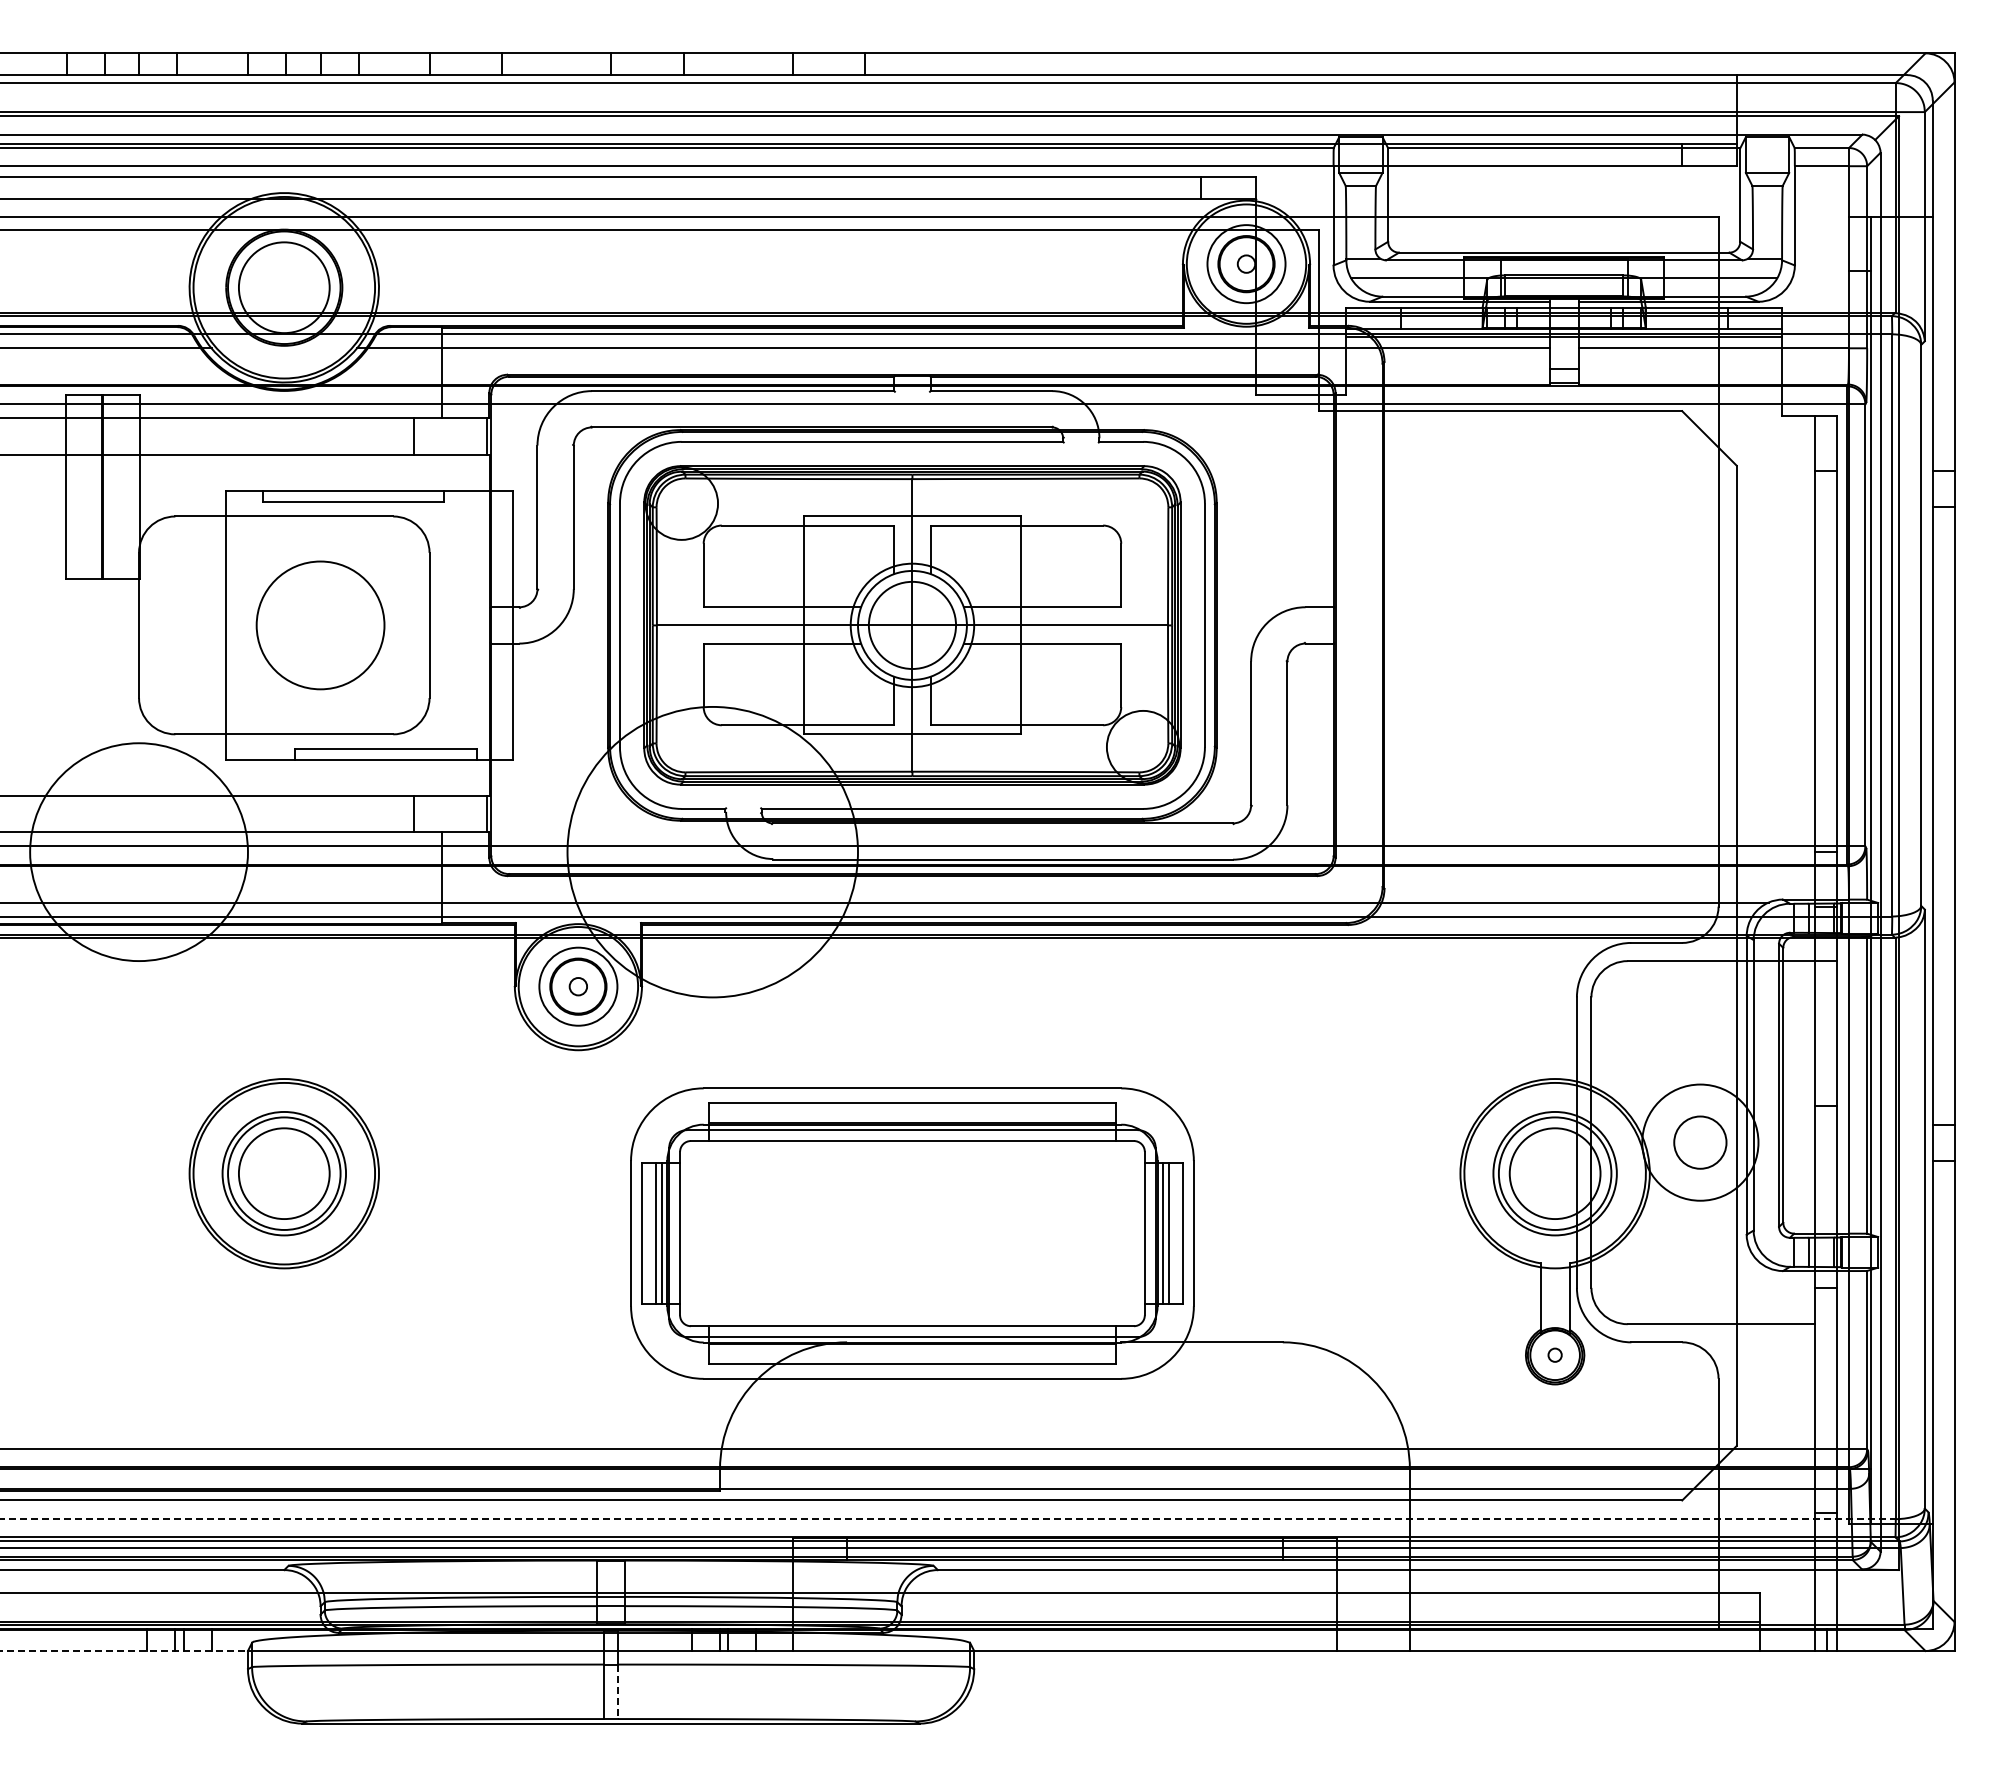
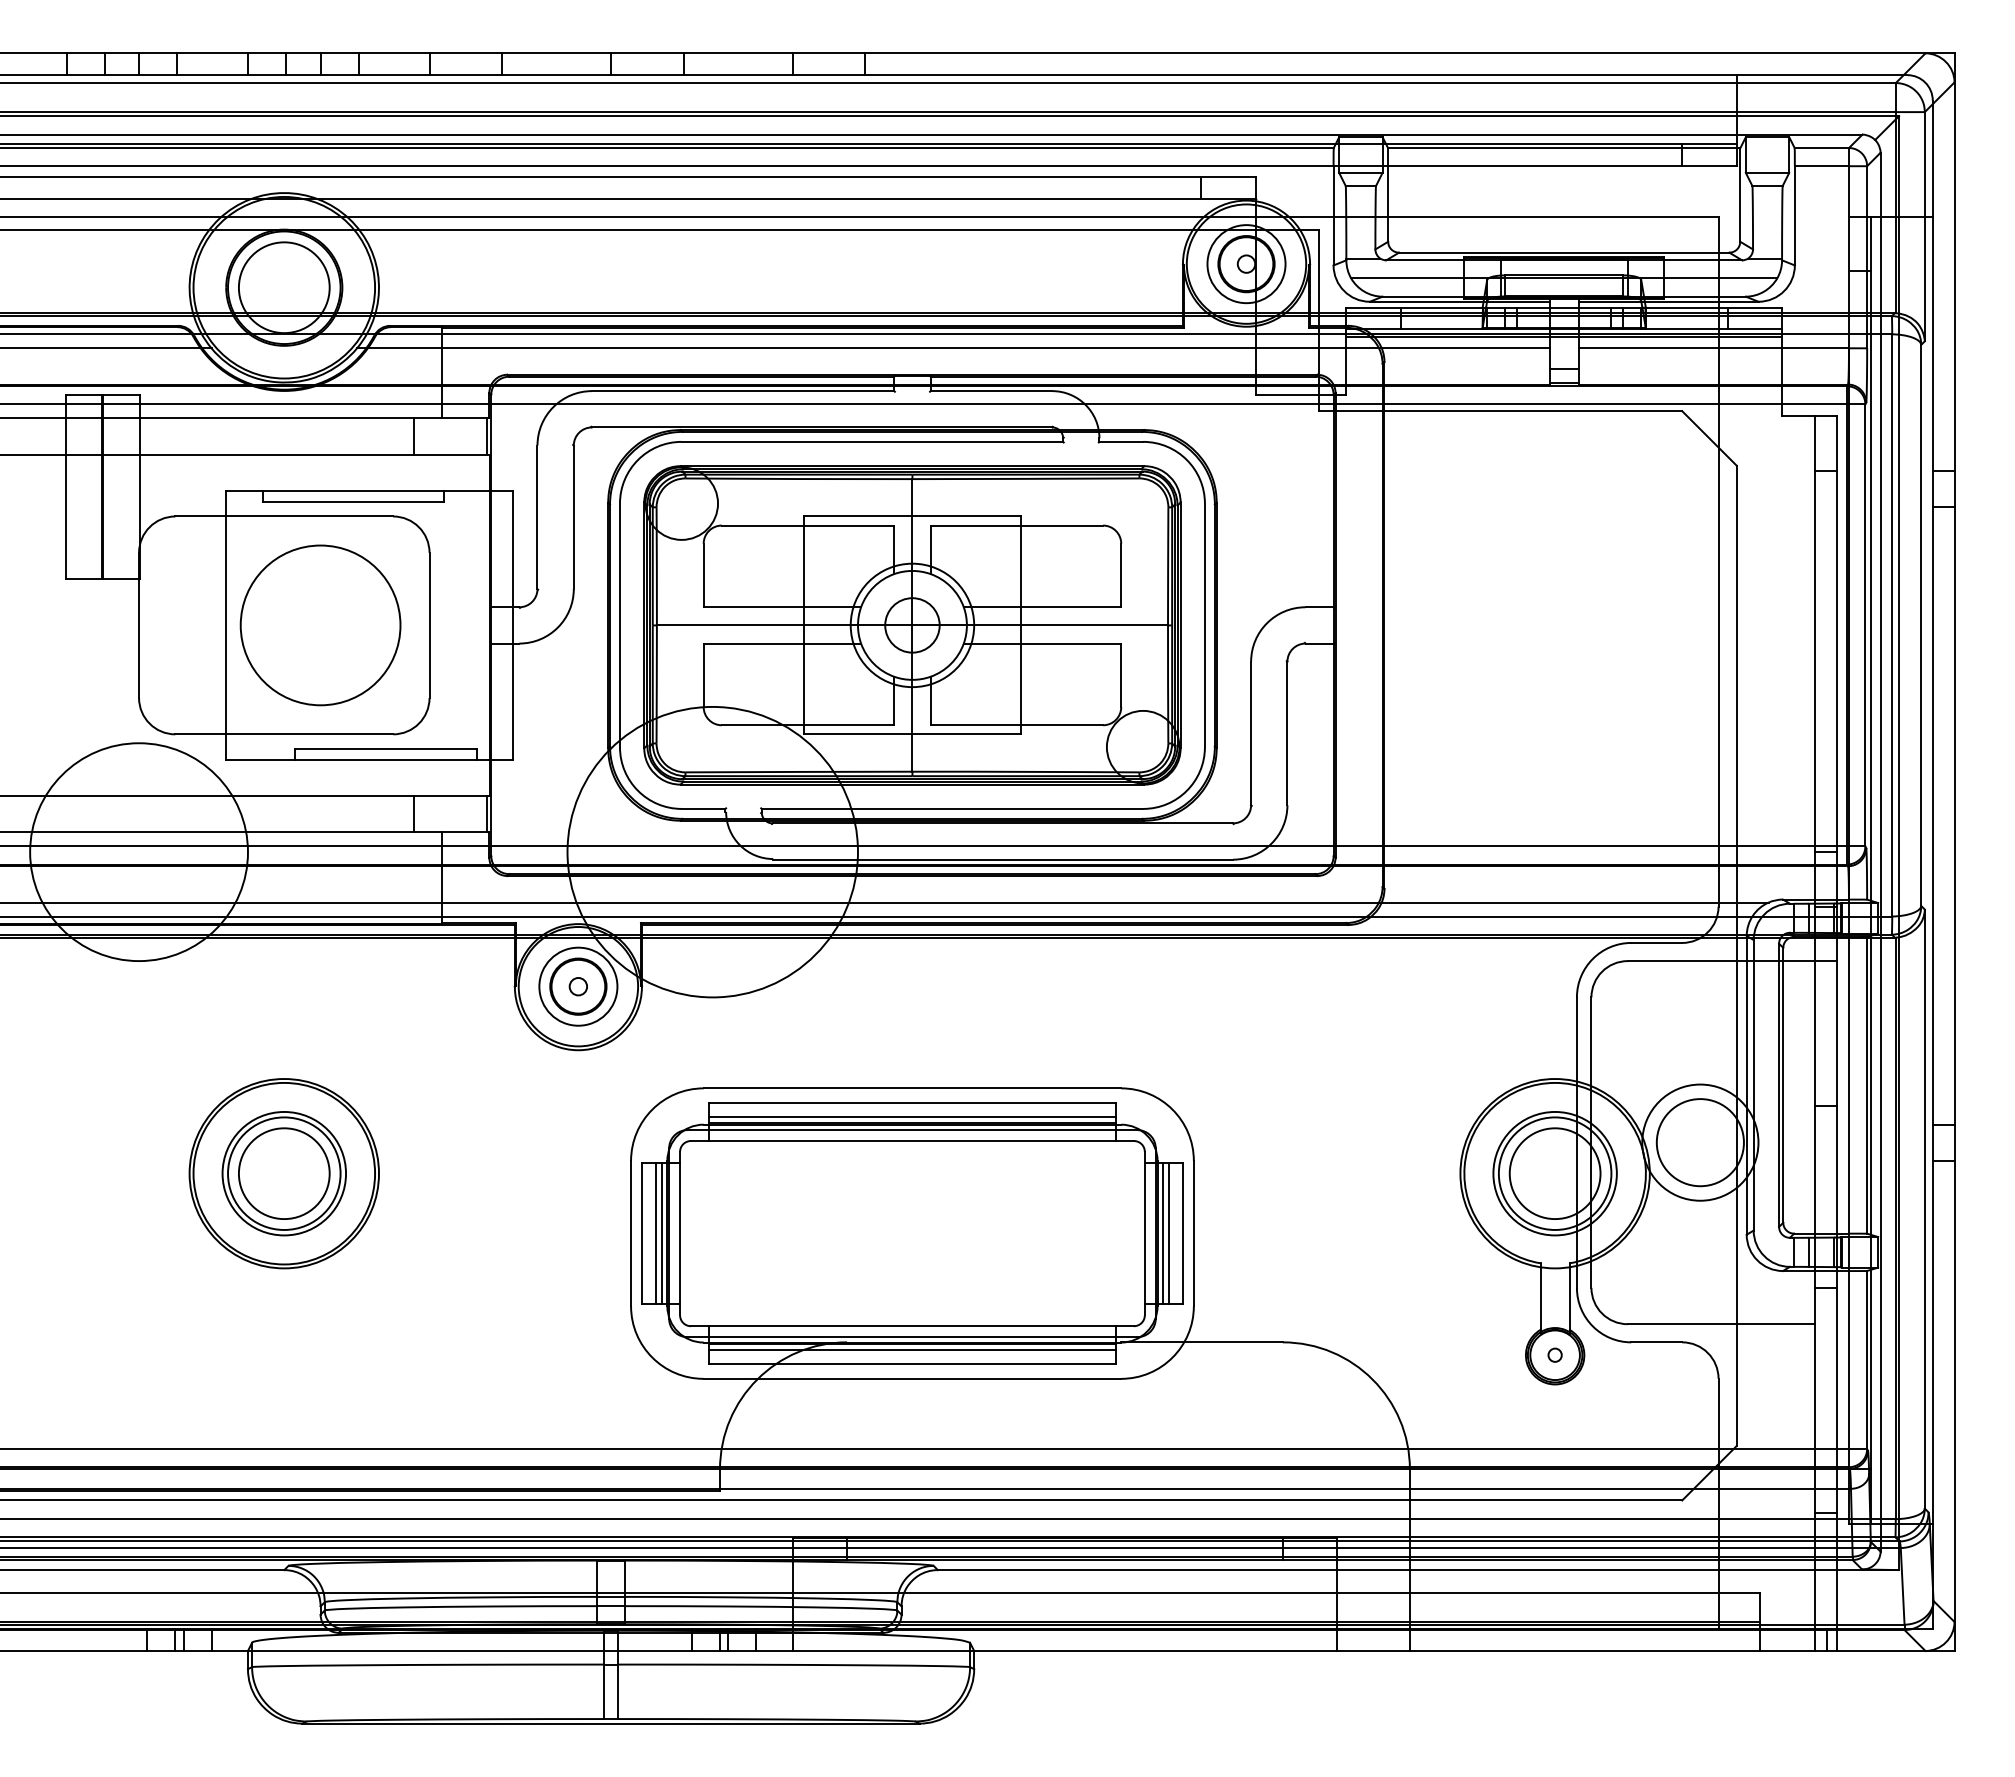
circle size: 131x131 px -> 163x163 px (320, 625)
circle diameter: 87 px -> 54 px (912, 625)
line: none -> present (912, 1117)
circle diameter: 52 px -> 87 px (1699, 1142)
line: none -> present (912, 1349)
line: dashed -> solid (949, 1519)
line: dashed -> solid (124, 1650)
line: dashed -> solid (617, 1692)
